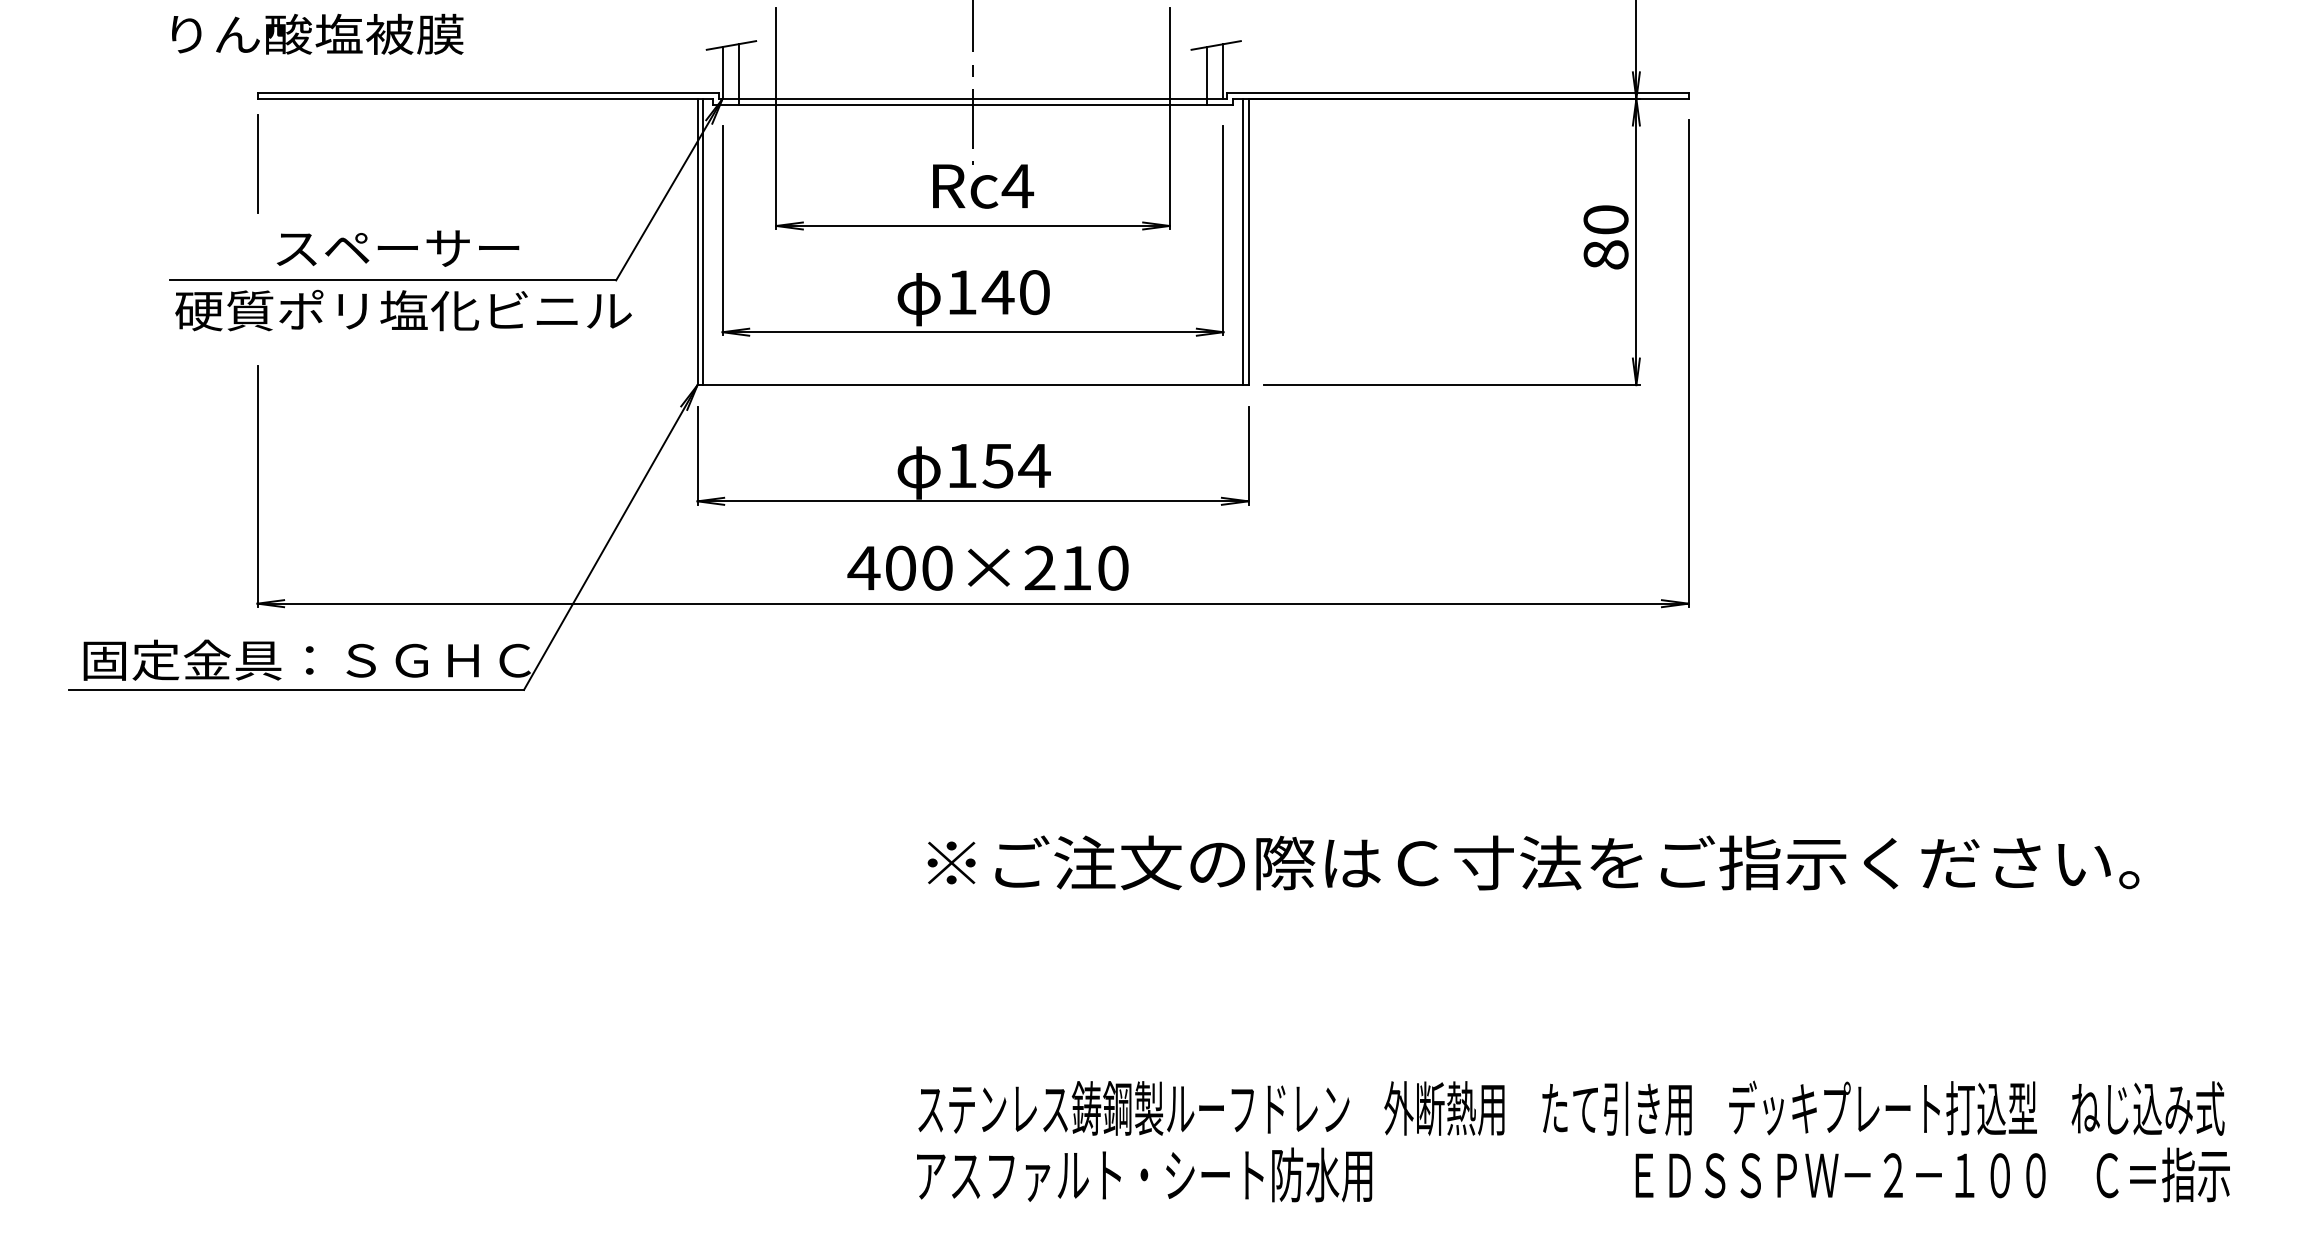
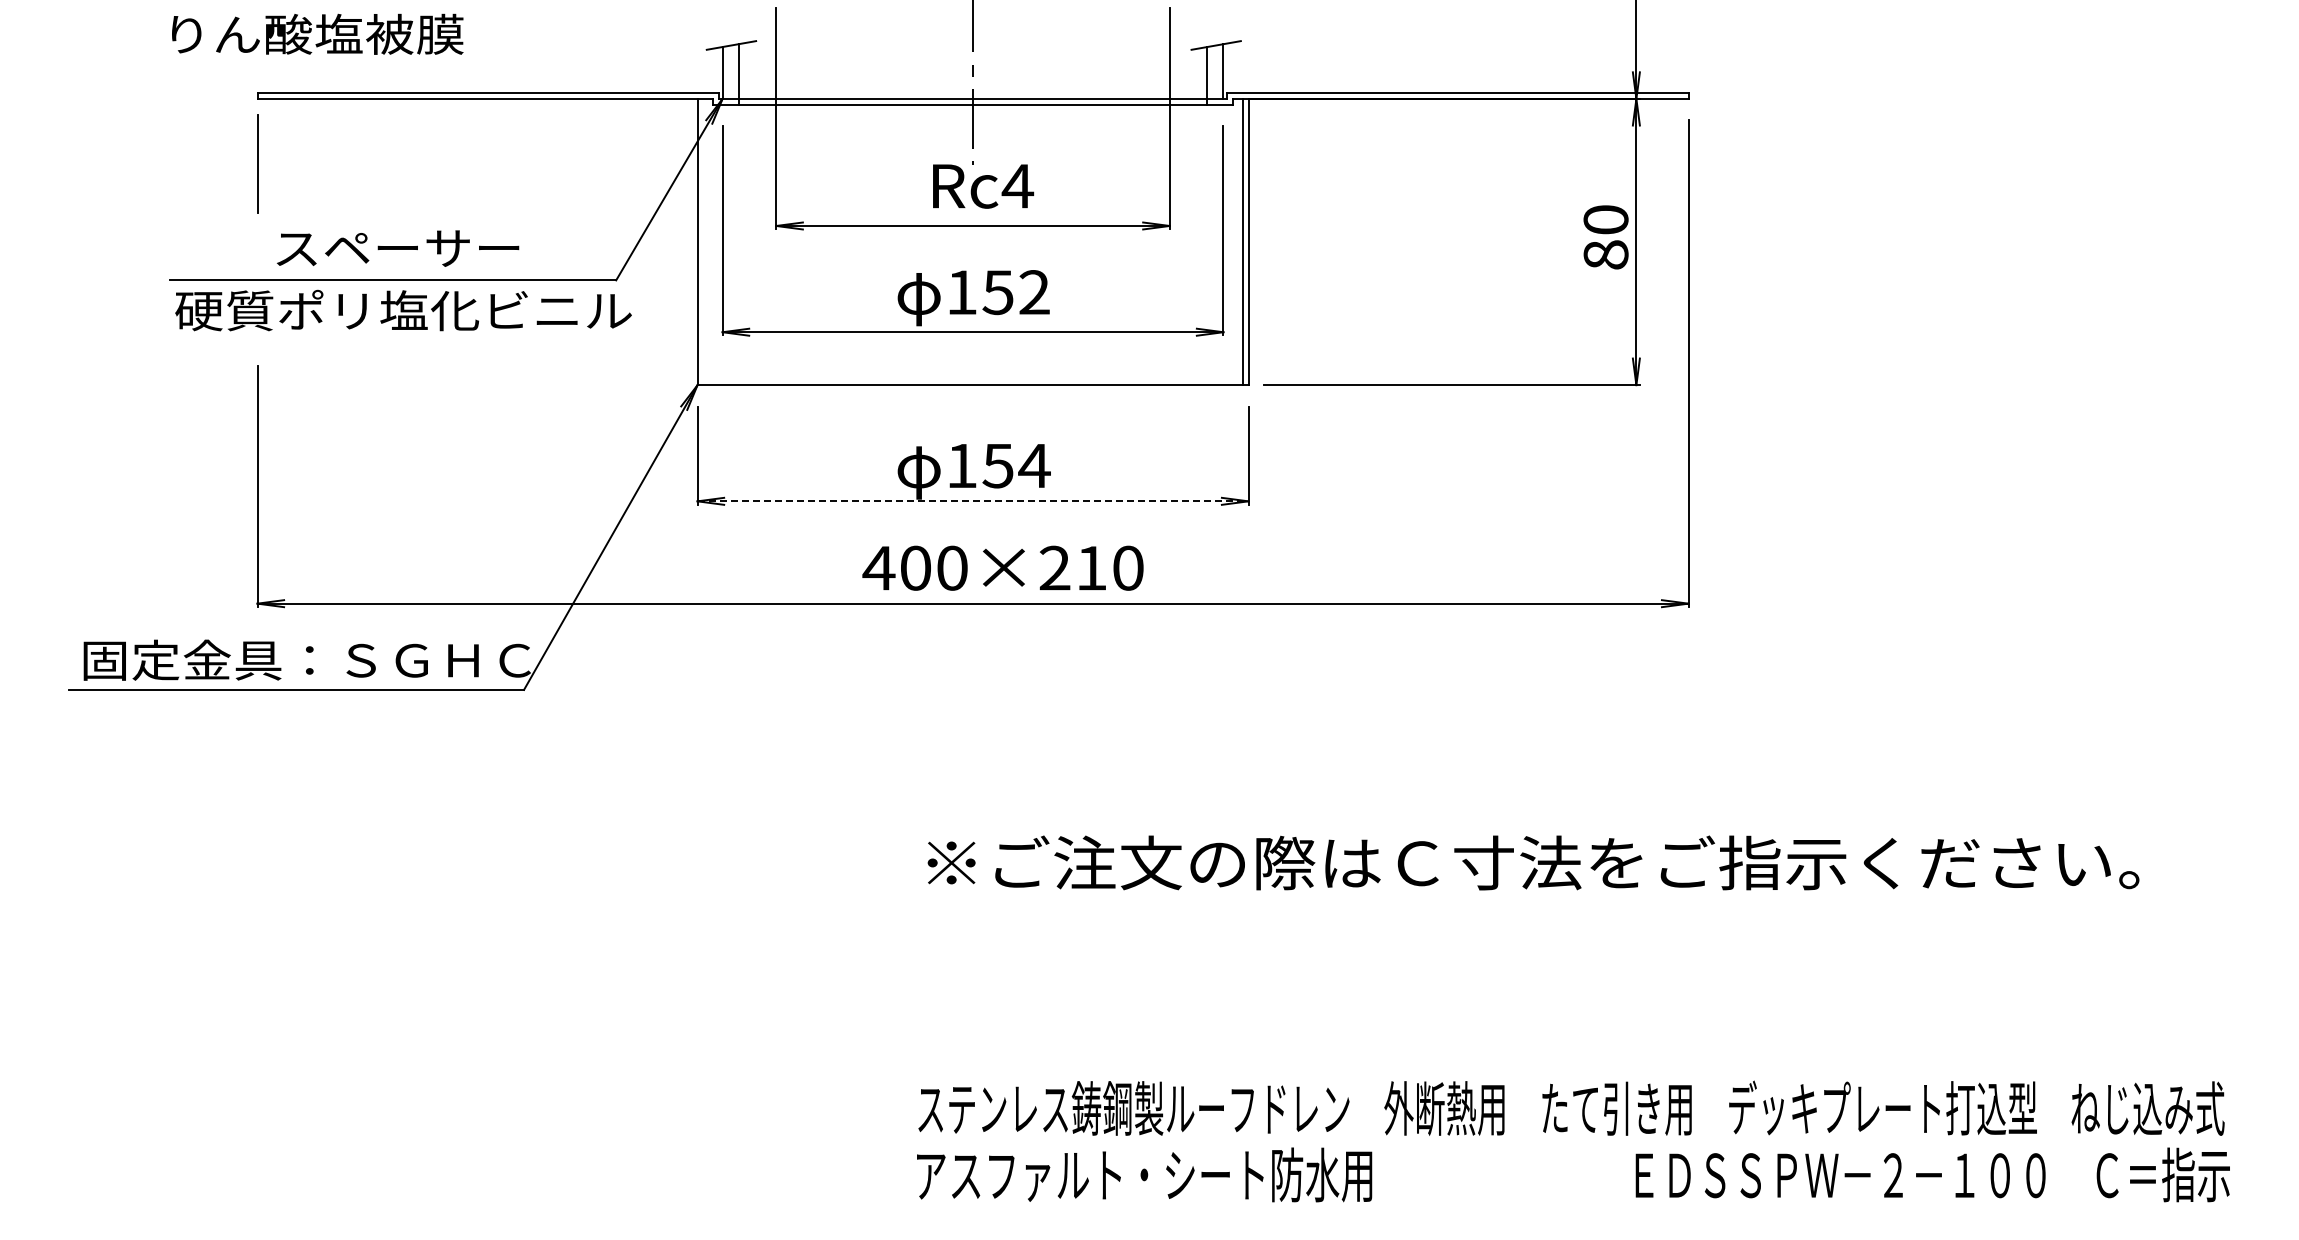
line: present -> none (703, 241)
text: 140 -> 152 (1015, 292)
line: solid -> dashed (973, 501)
text position: (987, 567) -> (1002, 567) (1002, 567)
